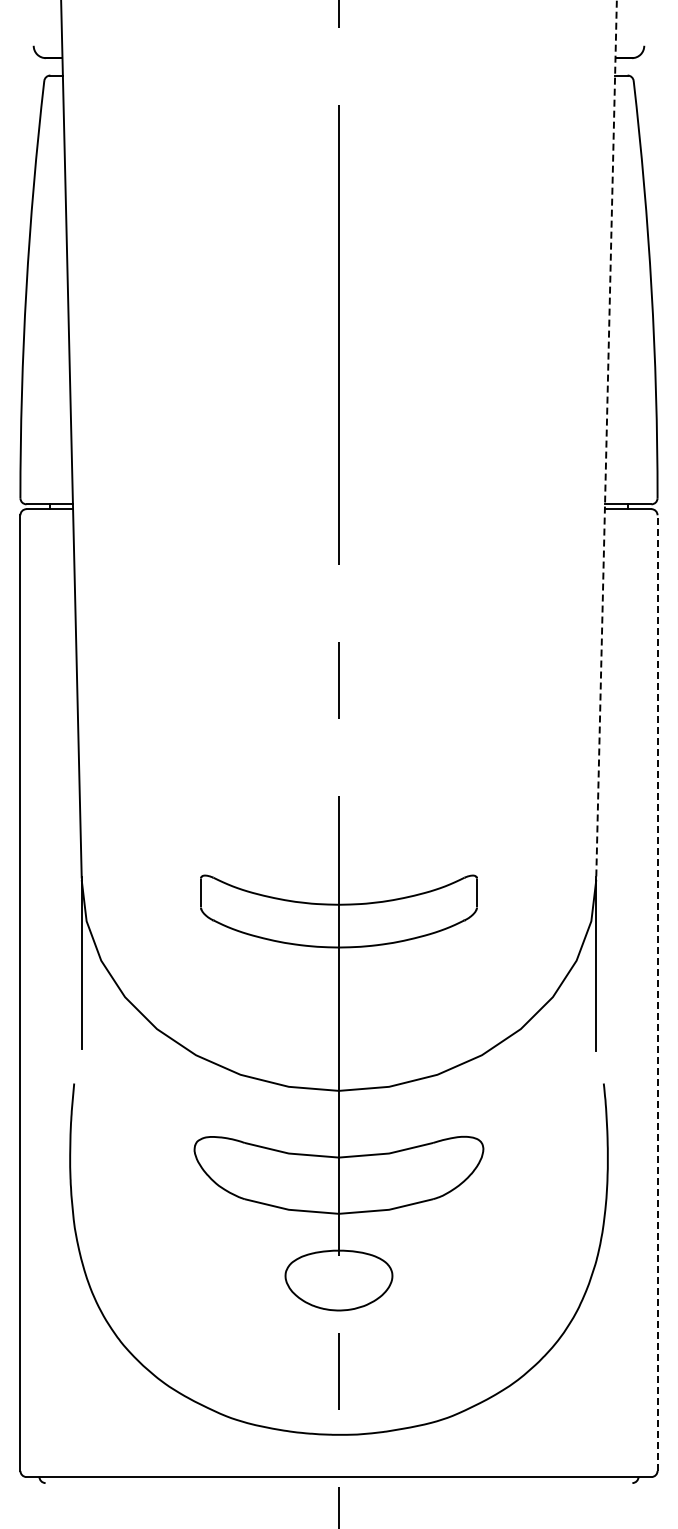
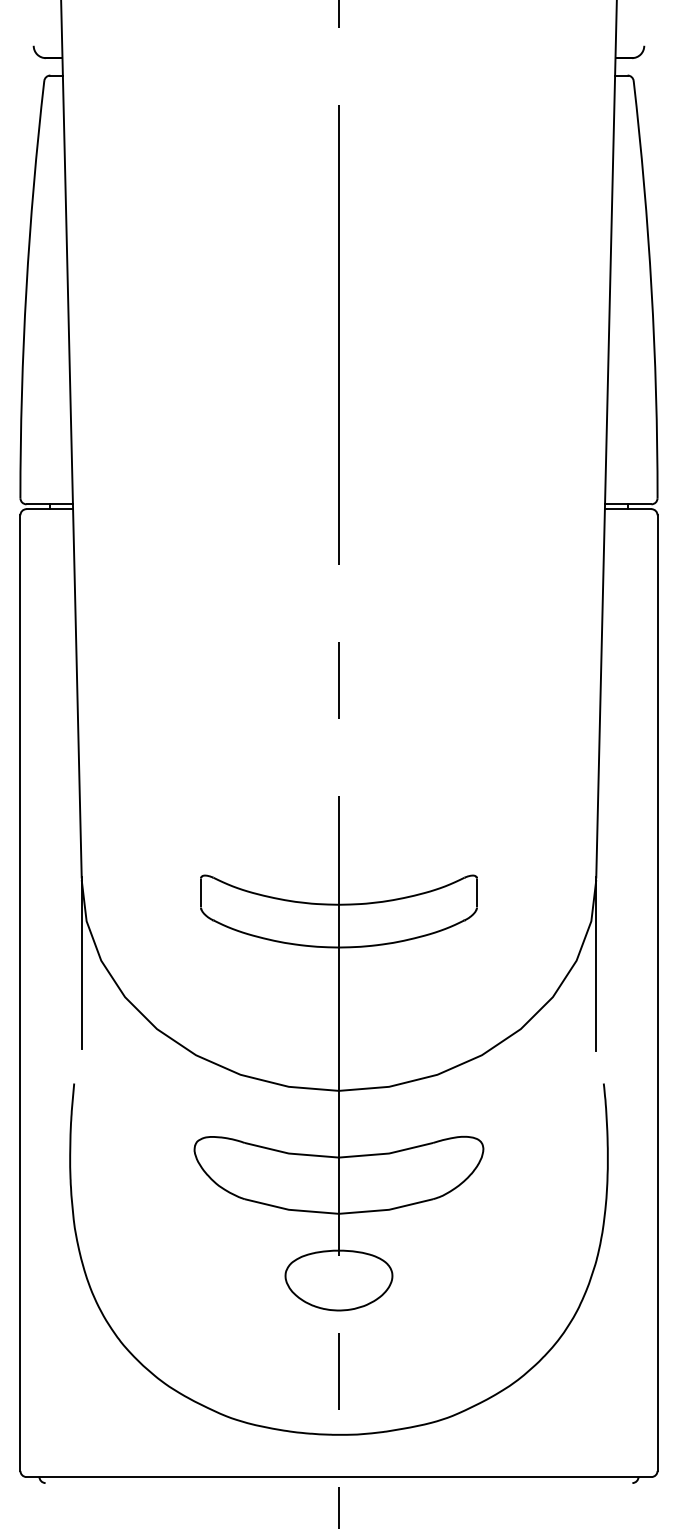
line: dashed -> solid (606, 439)
line: dashed -> solid (657, 993)
